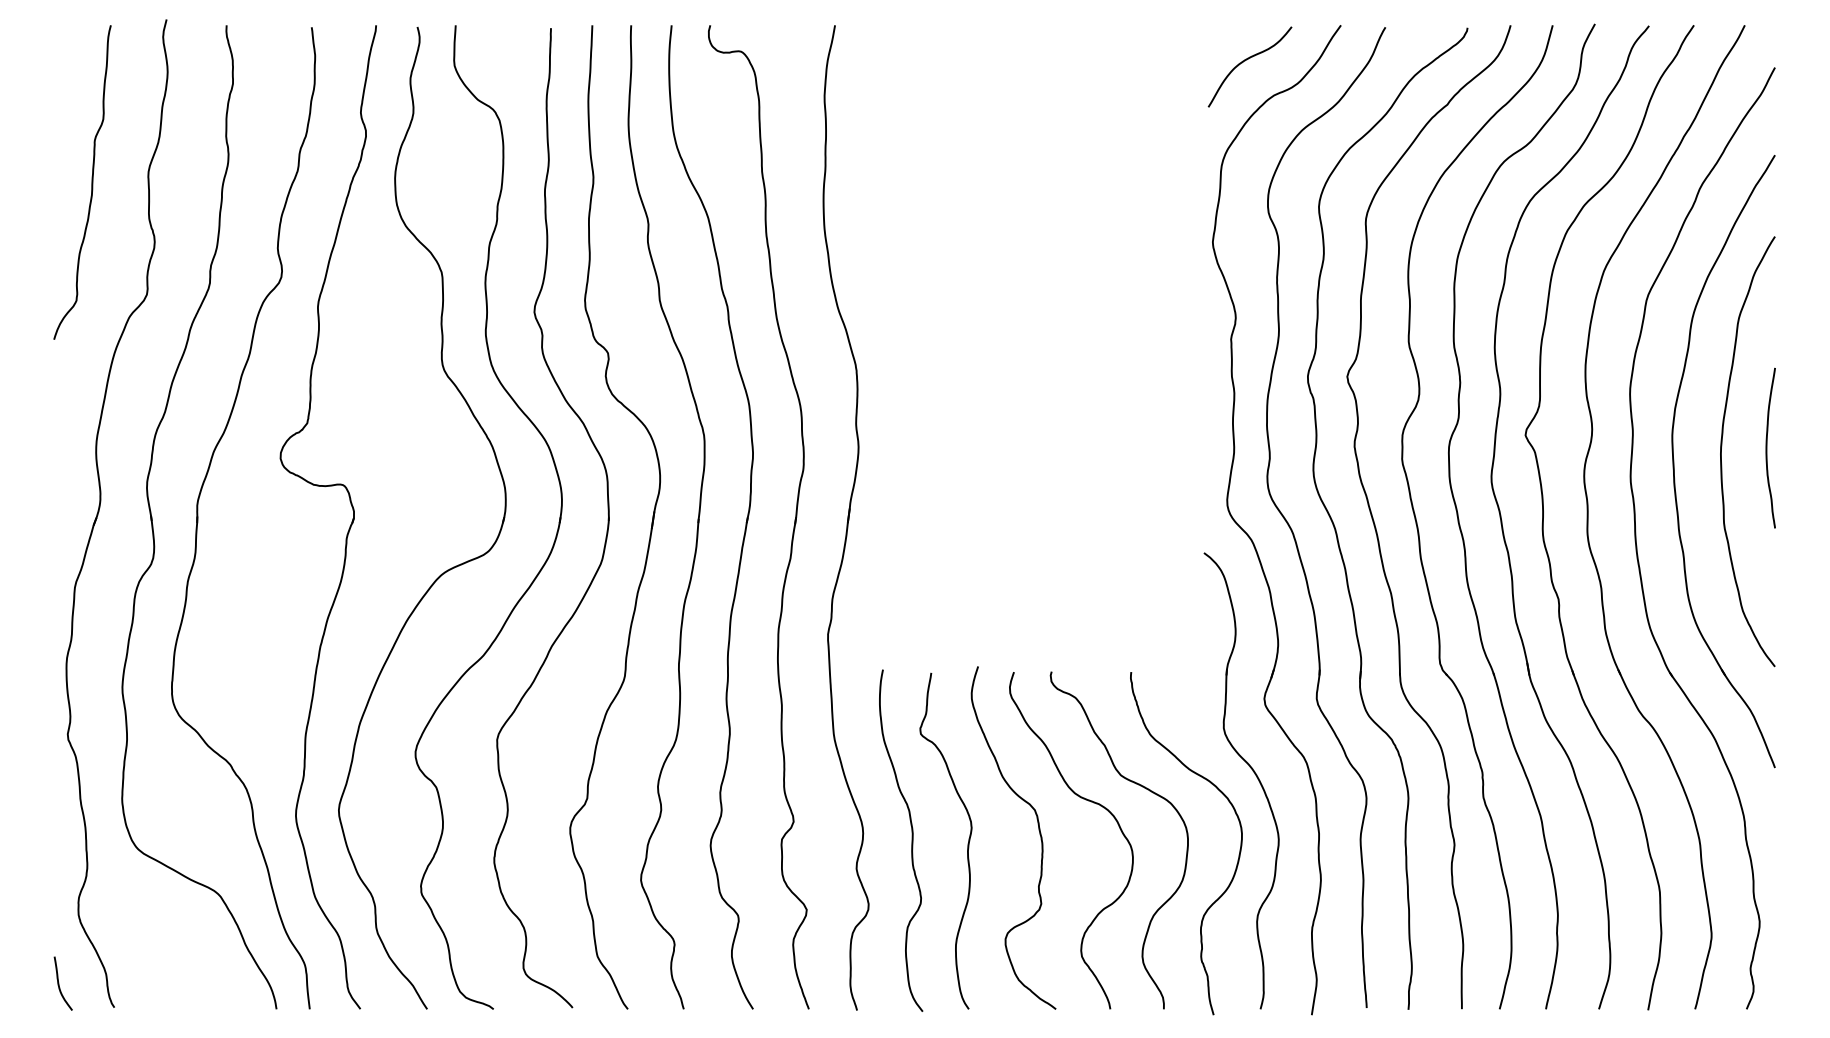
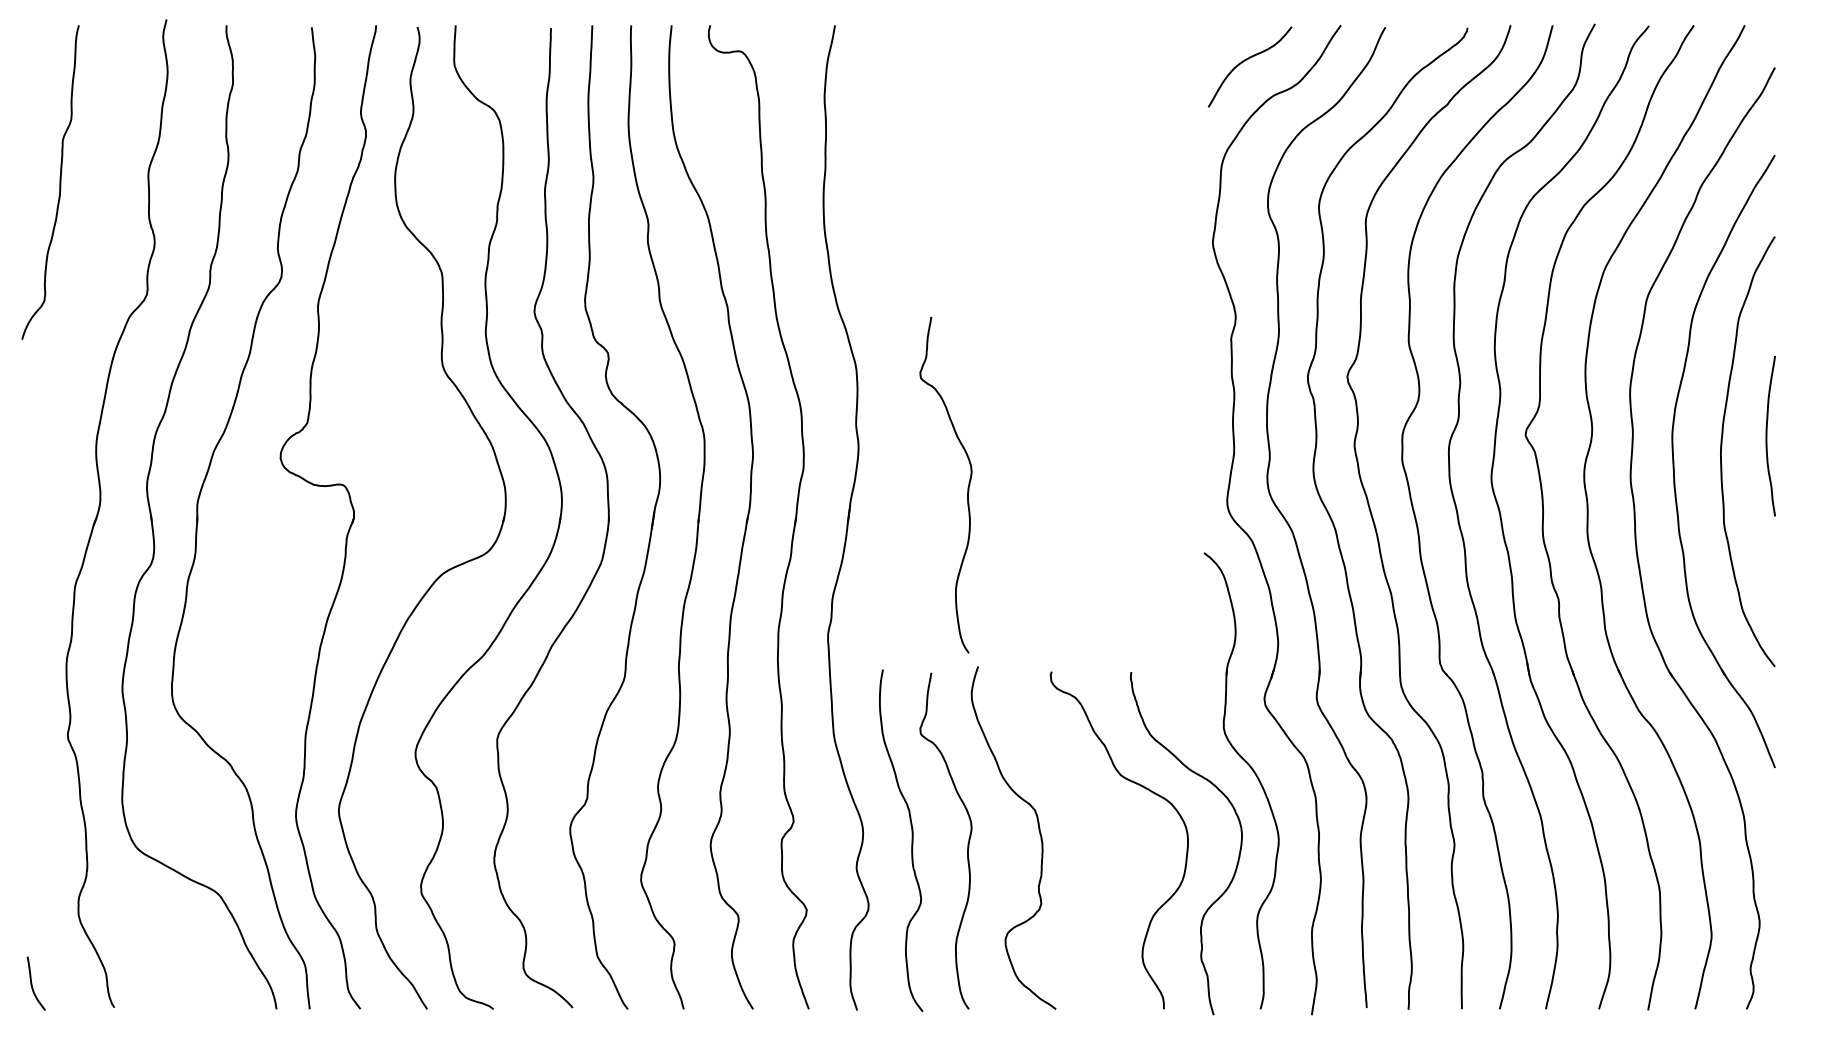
curve position: (91, 182) -> (59, 182) (59, 182)
curve position: (1767, 447) -> (1767, 435) (1767, 435)
curve: none -> present (967, 487)
curve: present -> none (1085, 800)
curve position: (59, 983) -> (32, 983) (32, 983)
